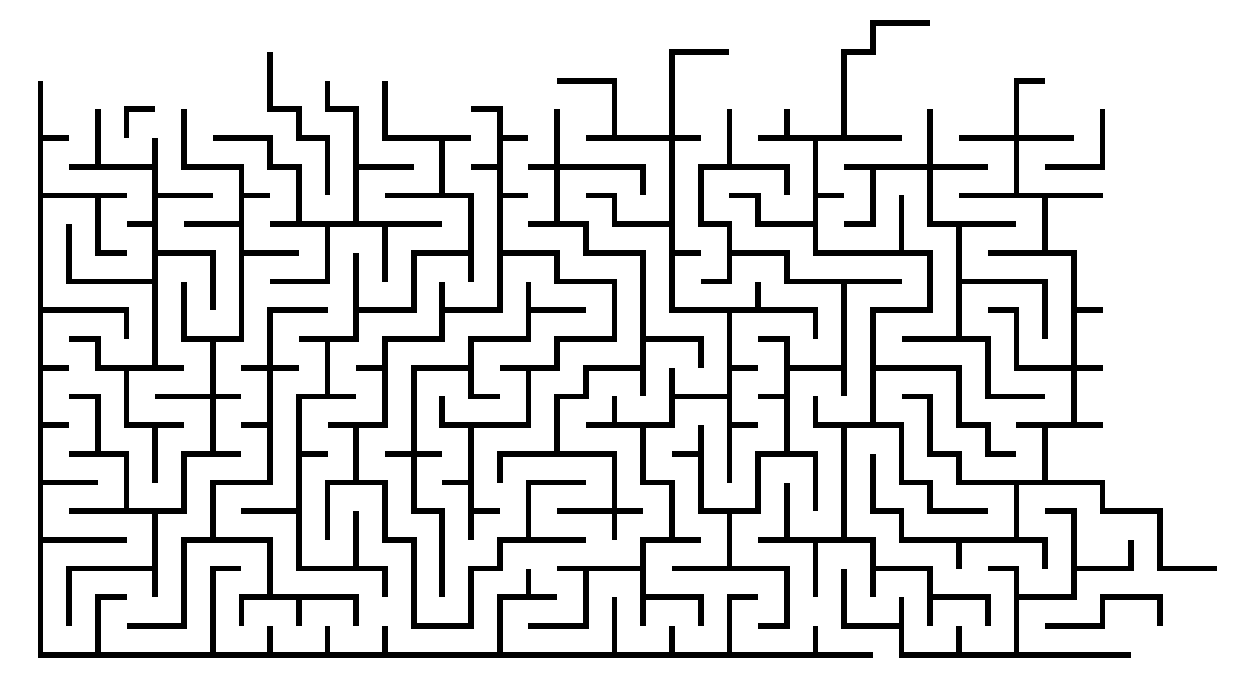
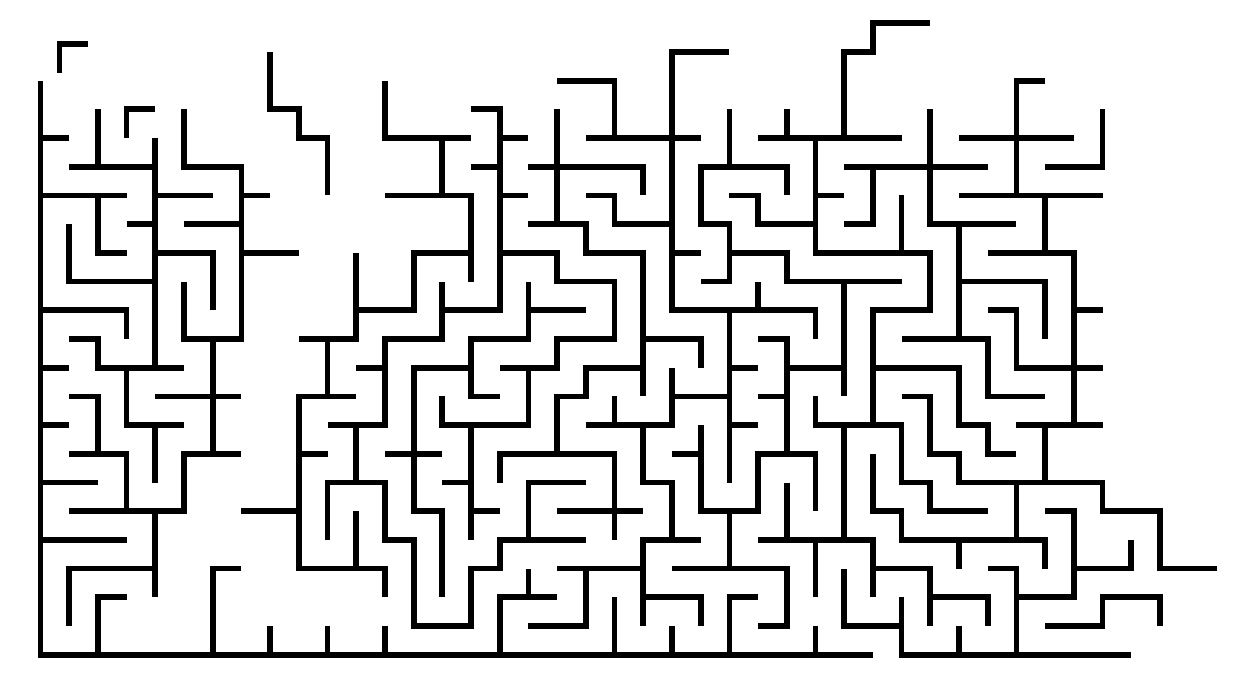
line: none -> present (72, 46)
part: present -> none (301, 182)
part: present -> none (242, 480)
